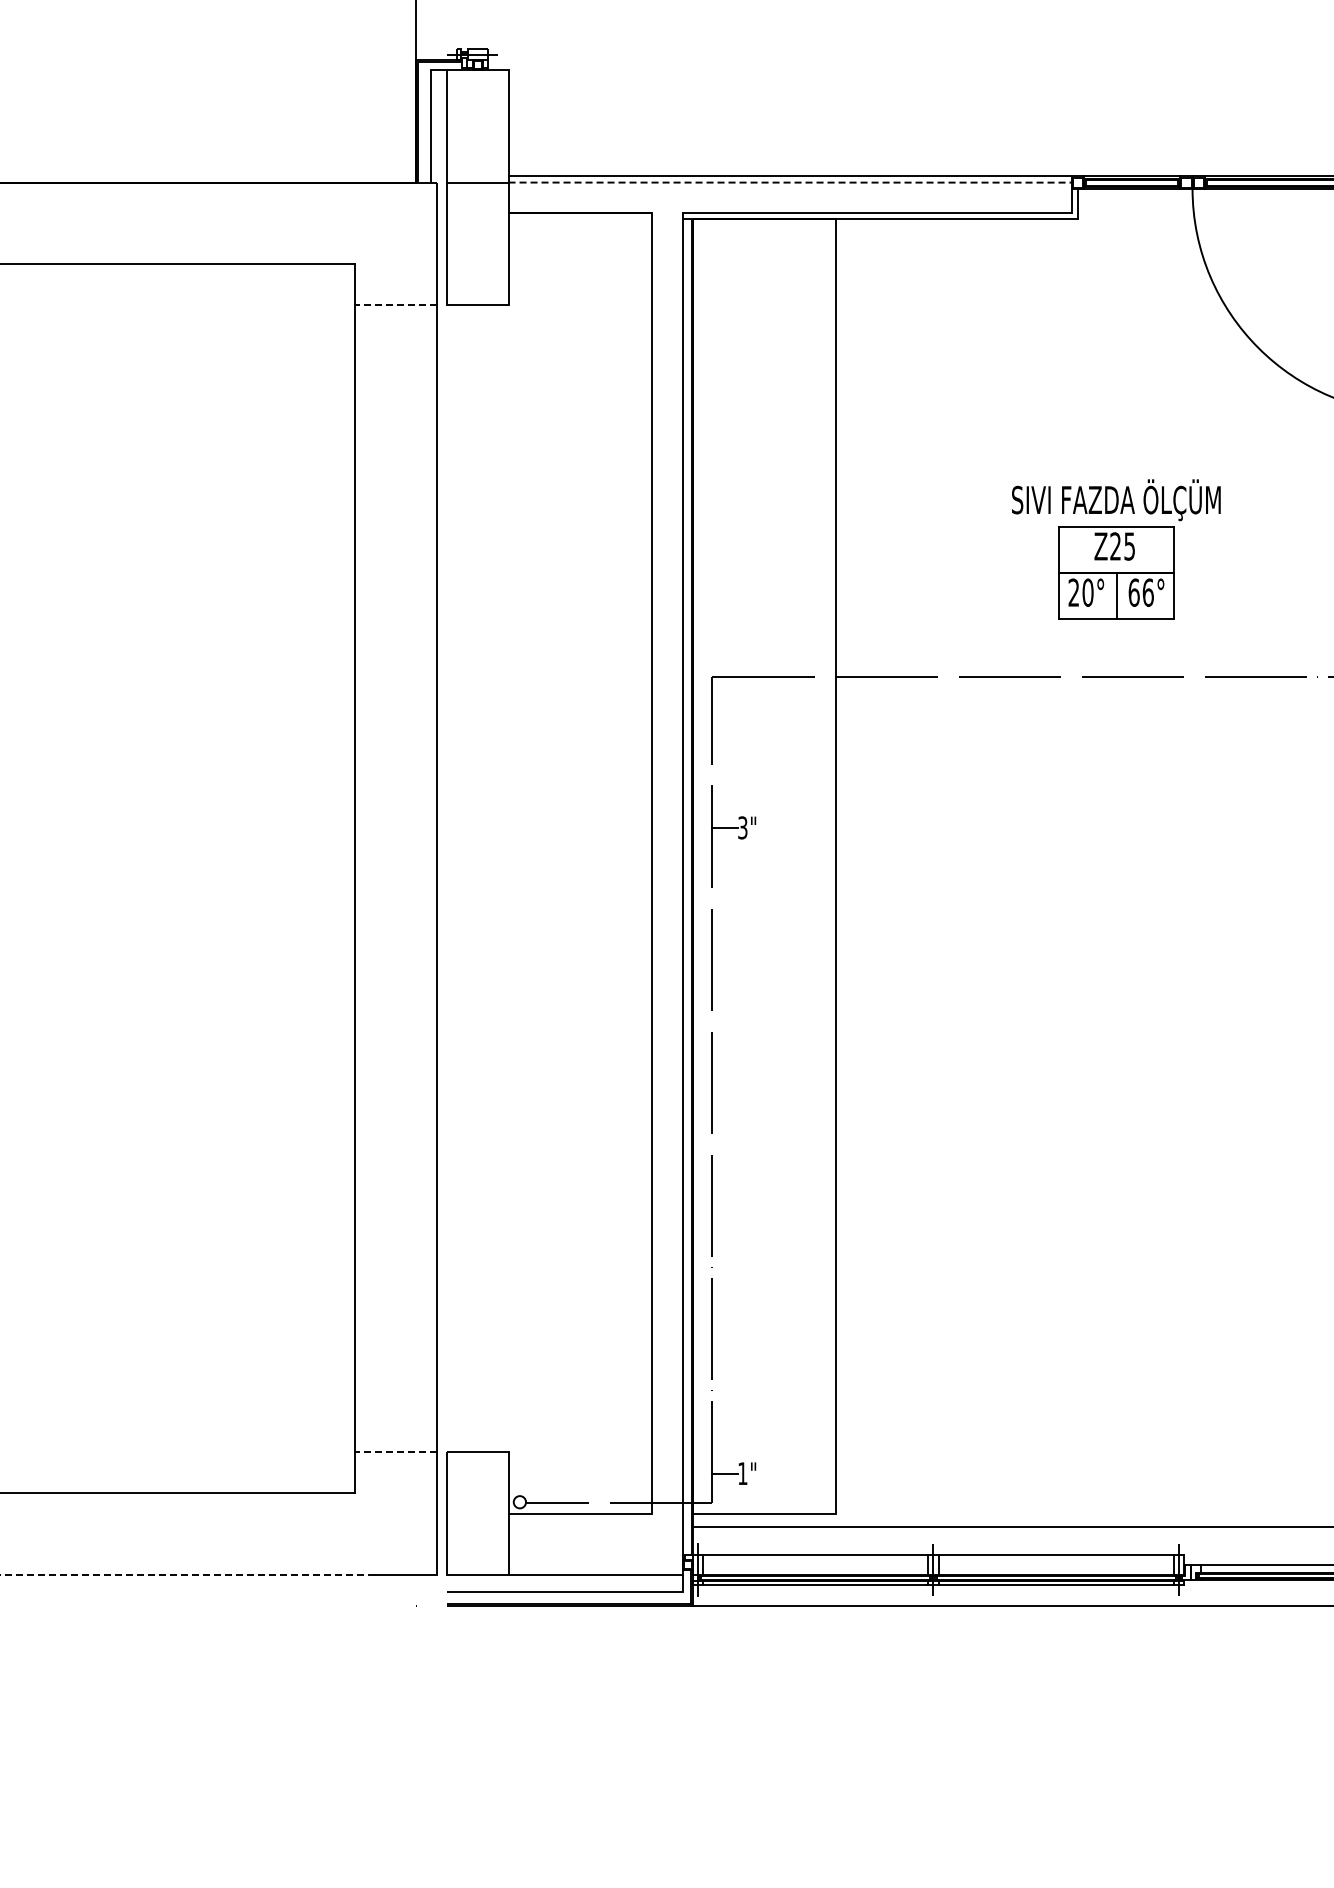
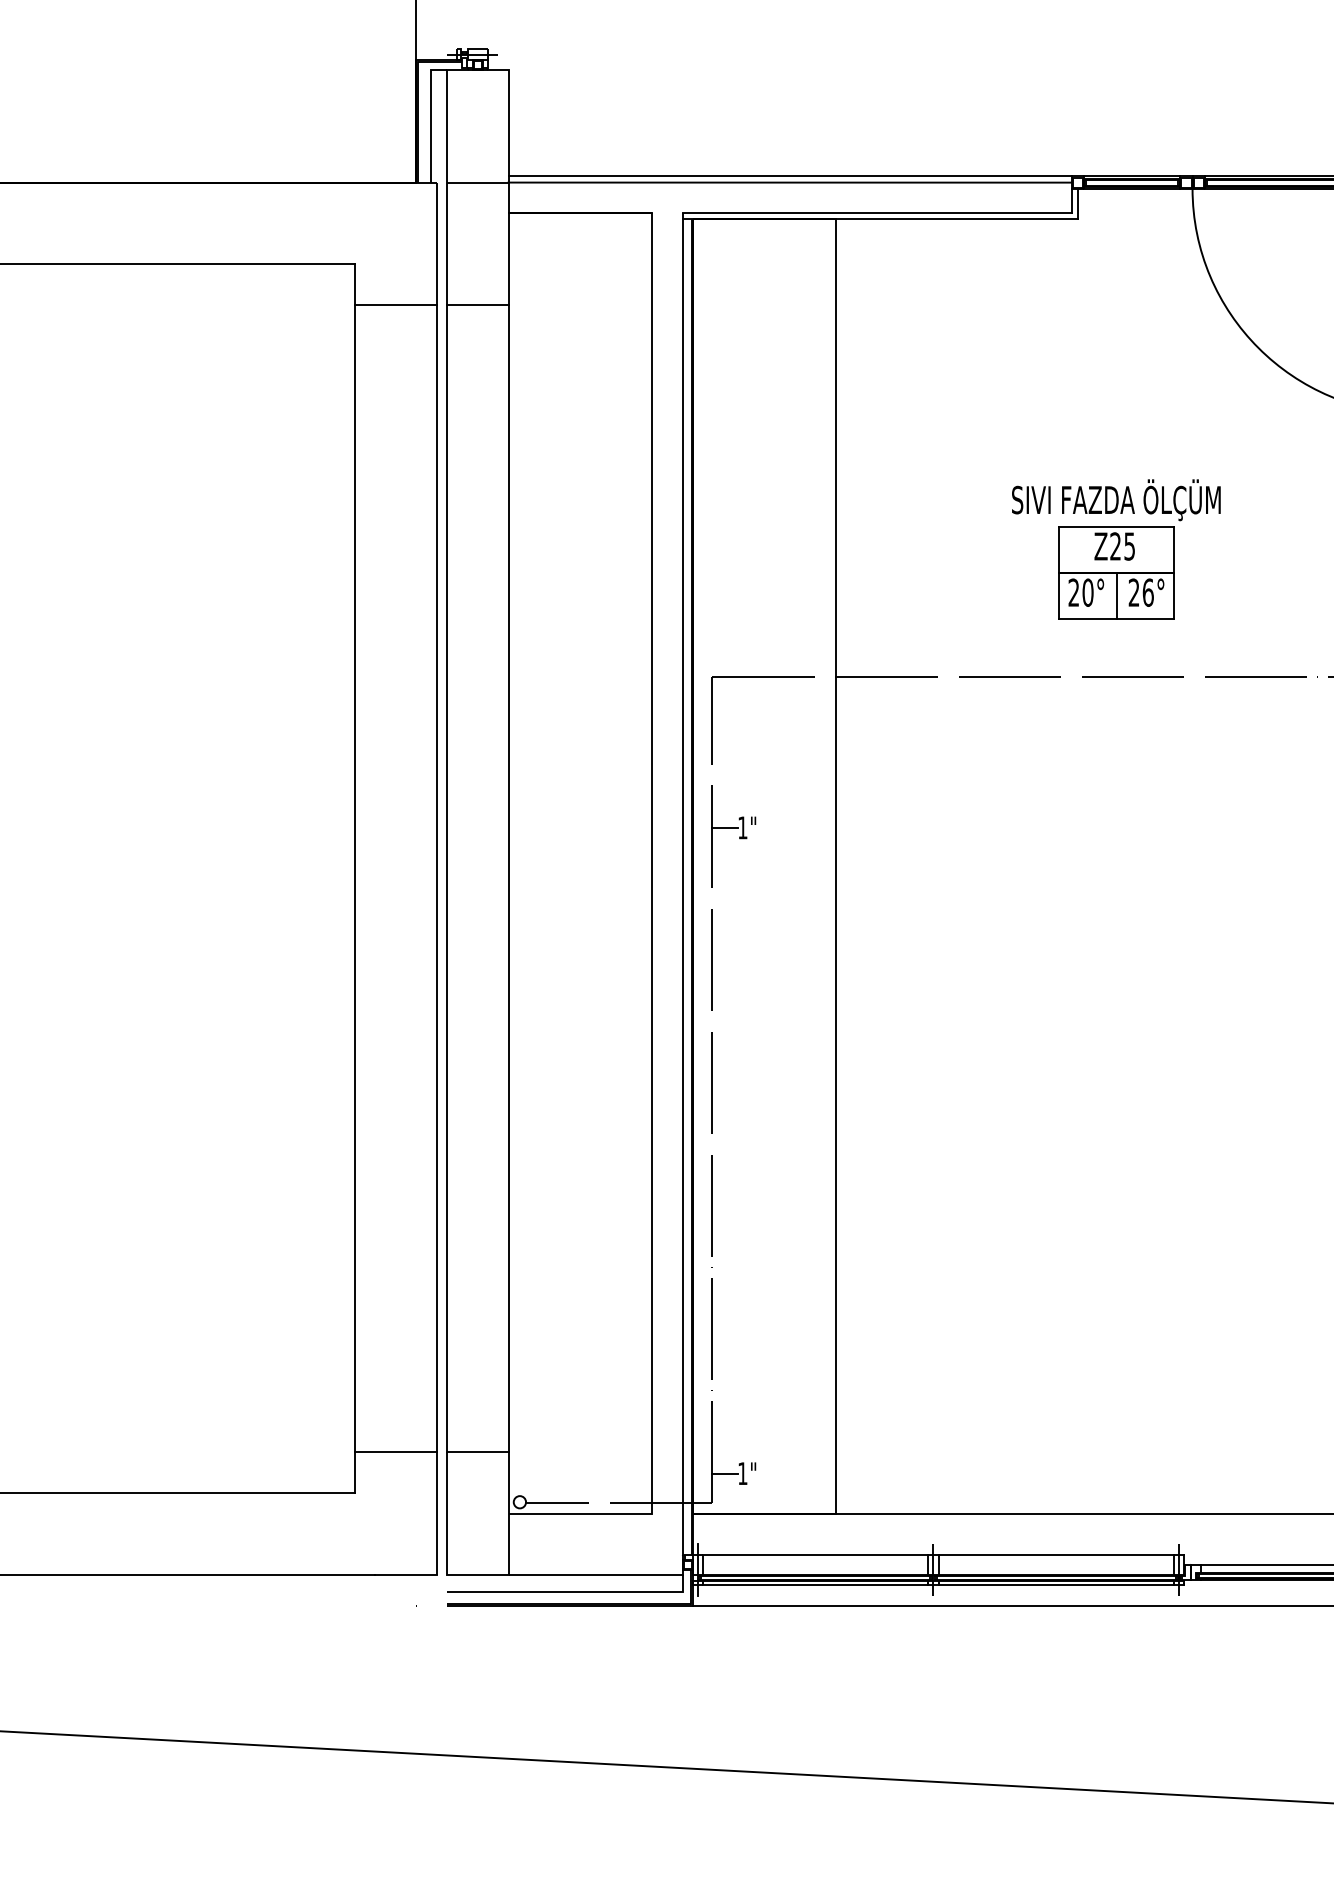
line: dashed -> solid (790, 182)
line: dashed -> solid (395, 305)
text: 66° -> 26° (1133, 592)
text: 3" -> 1" (742, 827)
line: none -> present (447, 878)
line: none -> present (508, 878)
line: dashed -> solid (395, 1452)
line position: (1011, 1526) -> (1011, 1513) (1011, 1513)
line: dashed -> solid (187, 1575)
line: none -> present (666, 1767)
